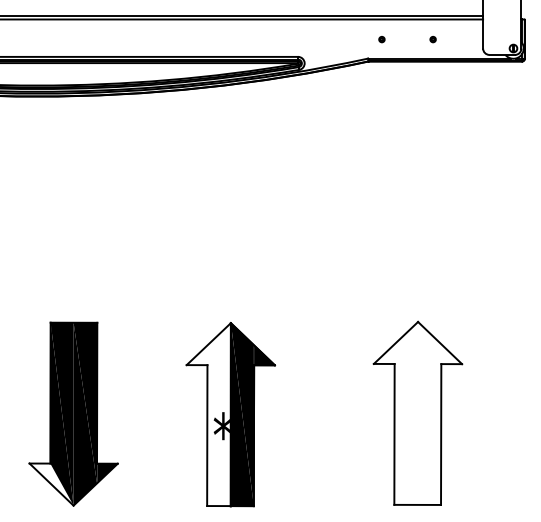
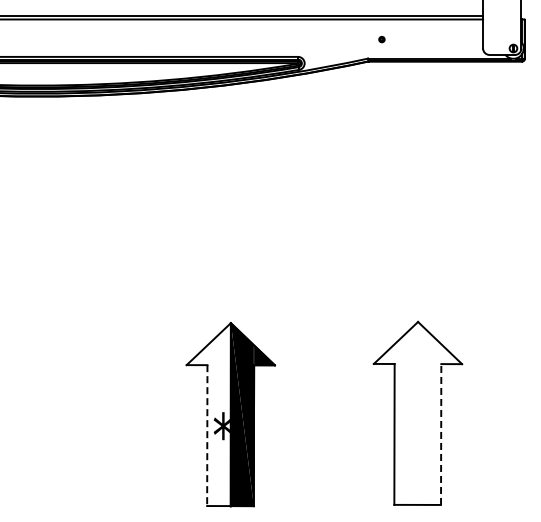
part: present -> none (432, 39)
part: present -> none (73, 413)
line: solid -> dashed (441, 434)
line: solid -> dashed (207, 436)
